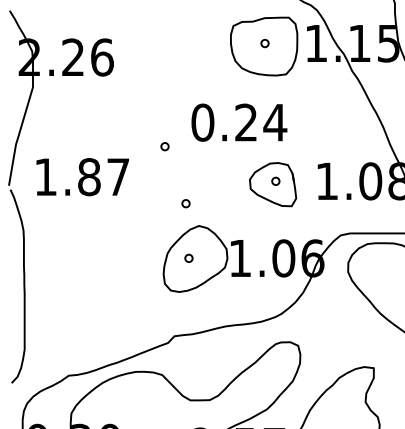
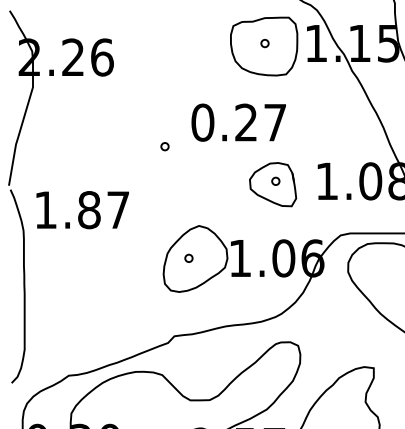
text: 0.24 -> 0.27 (275, 122)
text position: (82, 177) -> (82, 210) (82, 210)
part: present -> none (185, 203)
